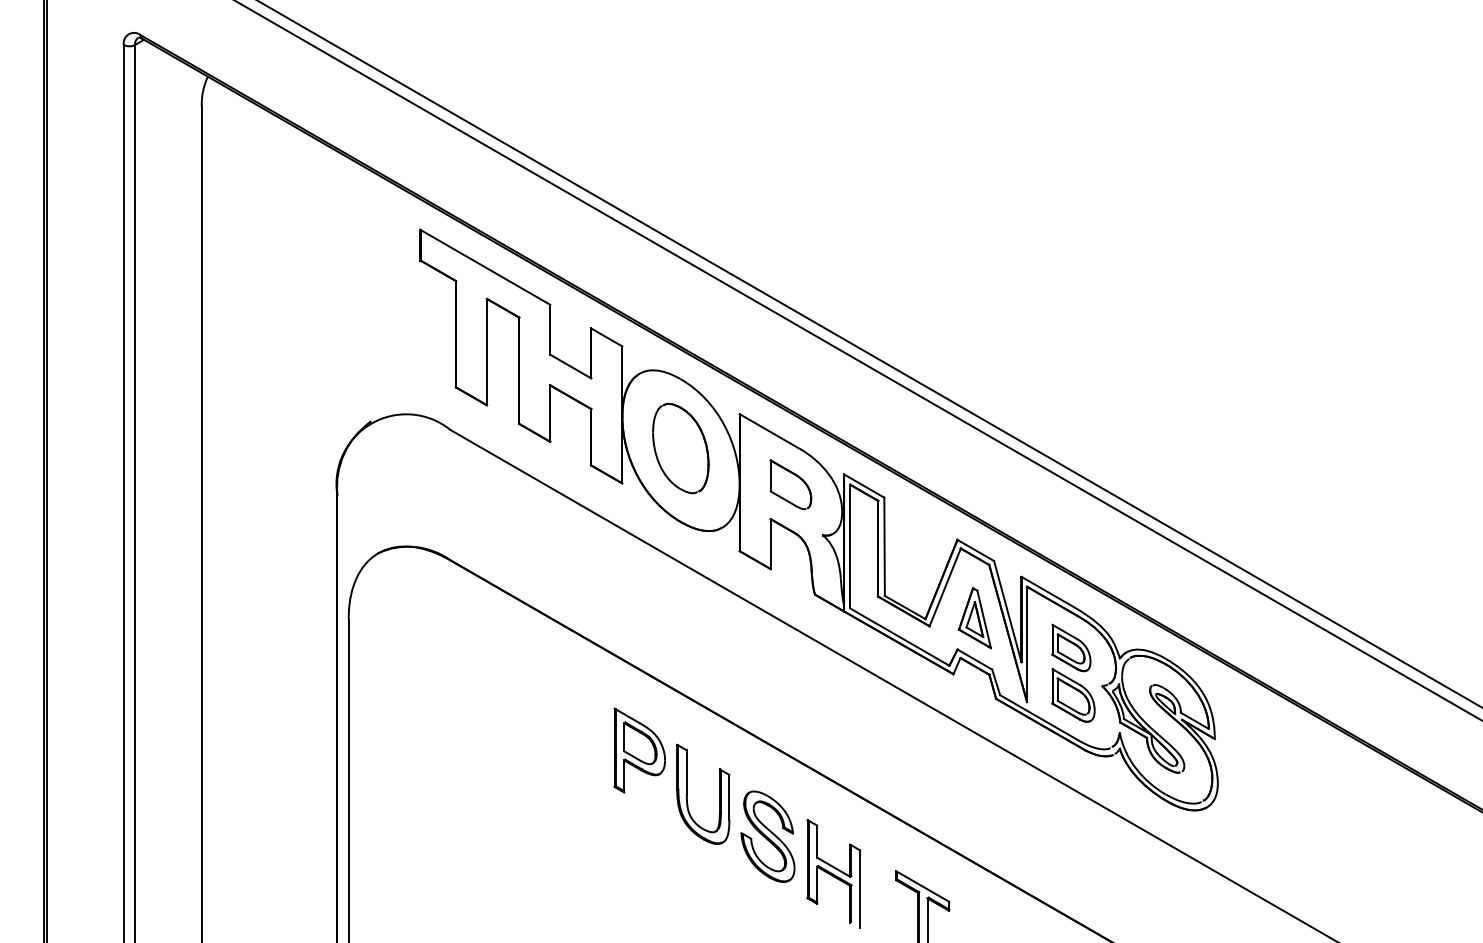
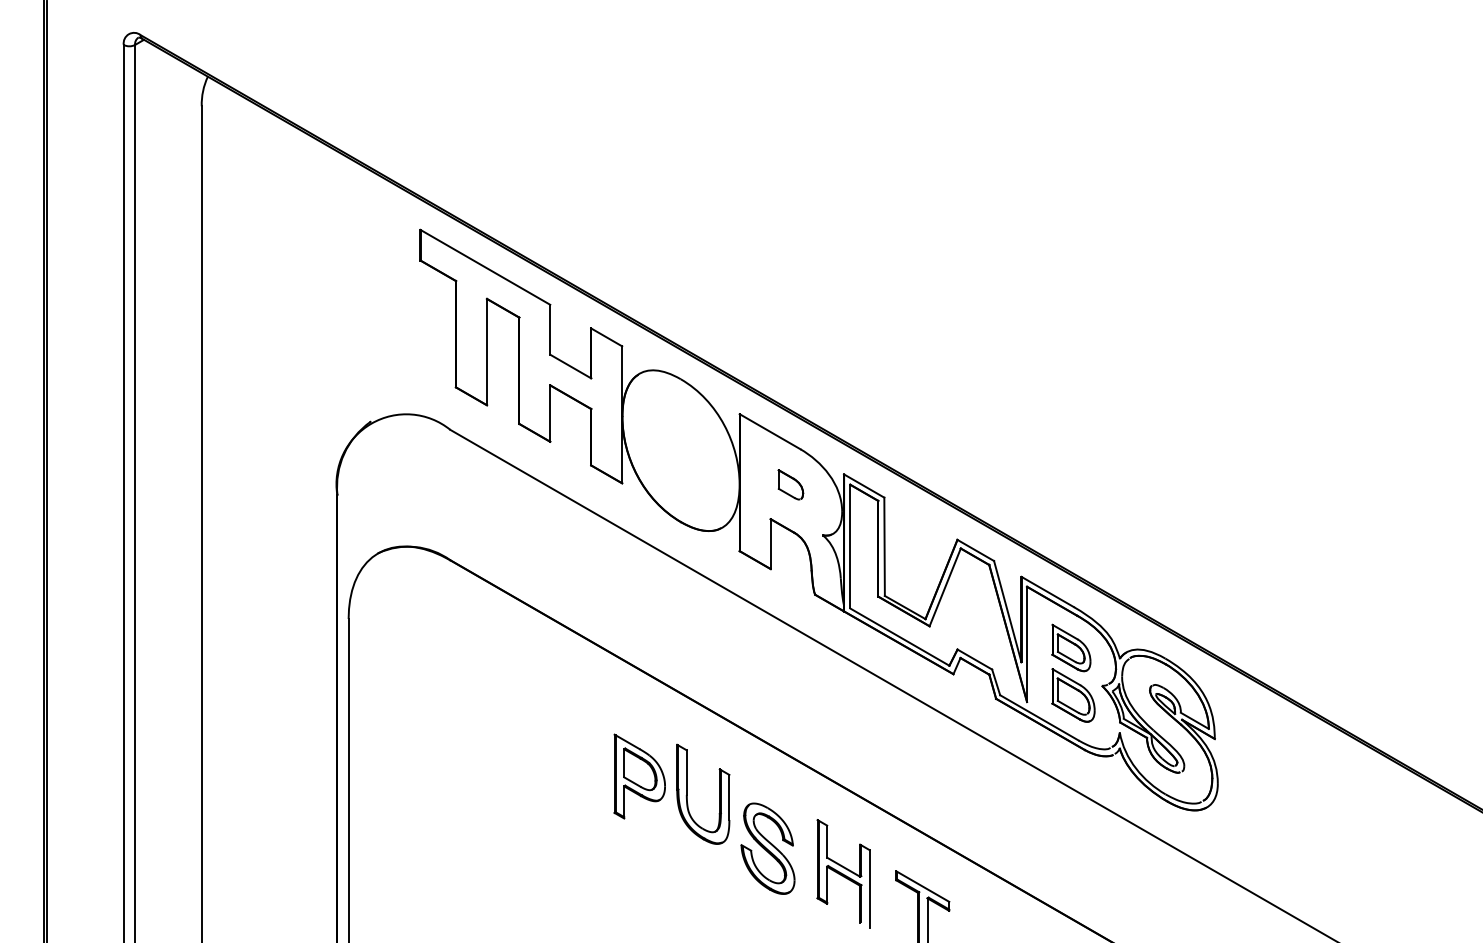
line: present -> none (869, 354)
line: present -> none (858, 360)
part: present -> none (680, 448)
part size: 44x52 px -> 28x32 px (790, 484)
part: present -> none (974, 618)
part position: (639, 750) -> (639, 776) (639, 776)
part position: (767, 836) -> (767, 848) (767, 848)
part position: (833, 873) -> (843, 873) (843, 873)
